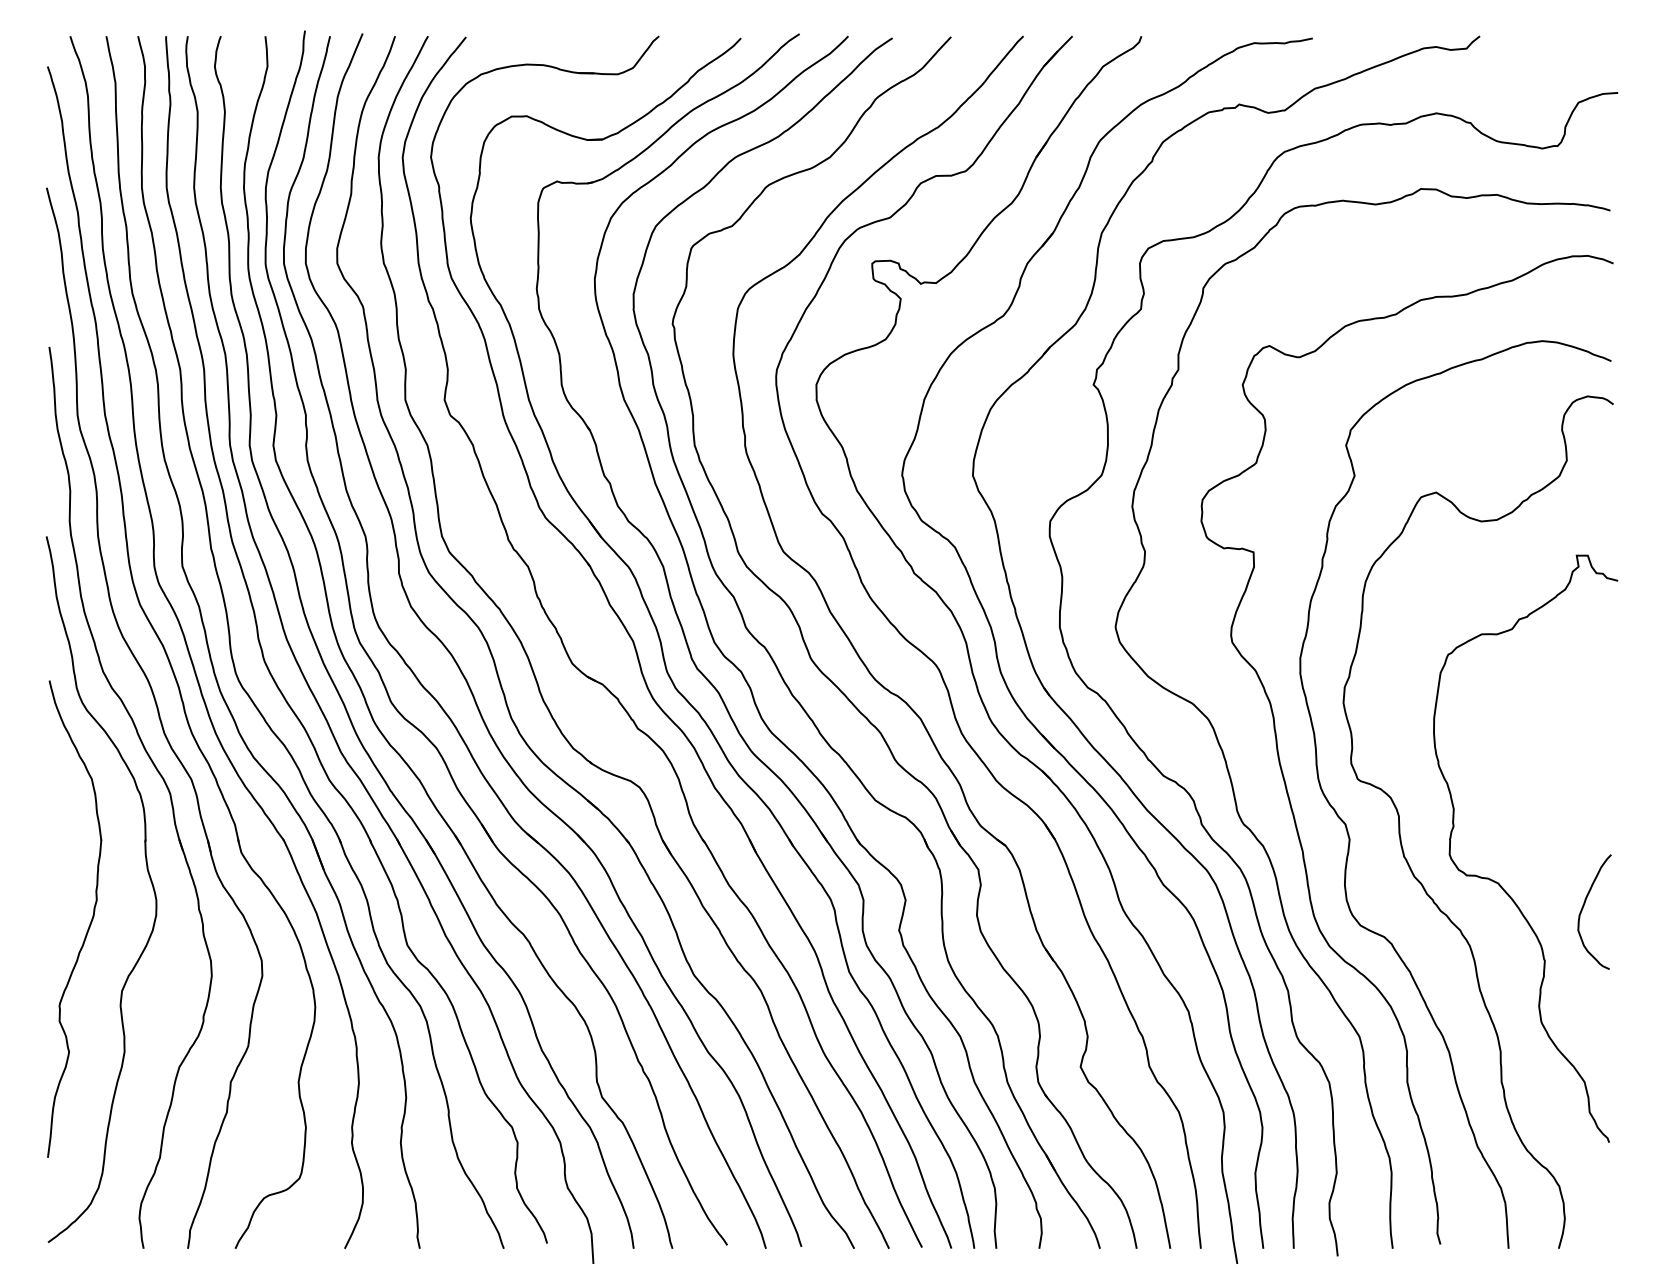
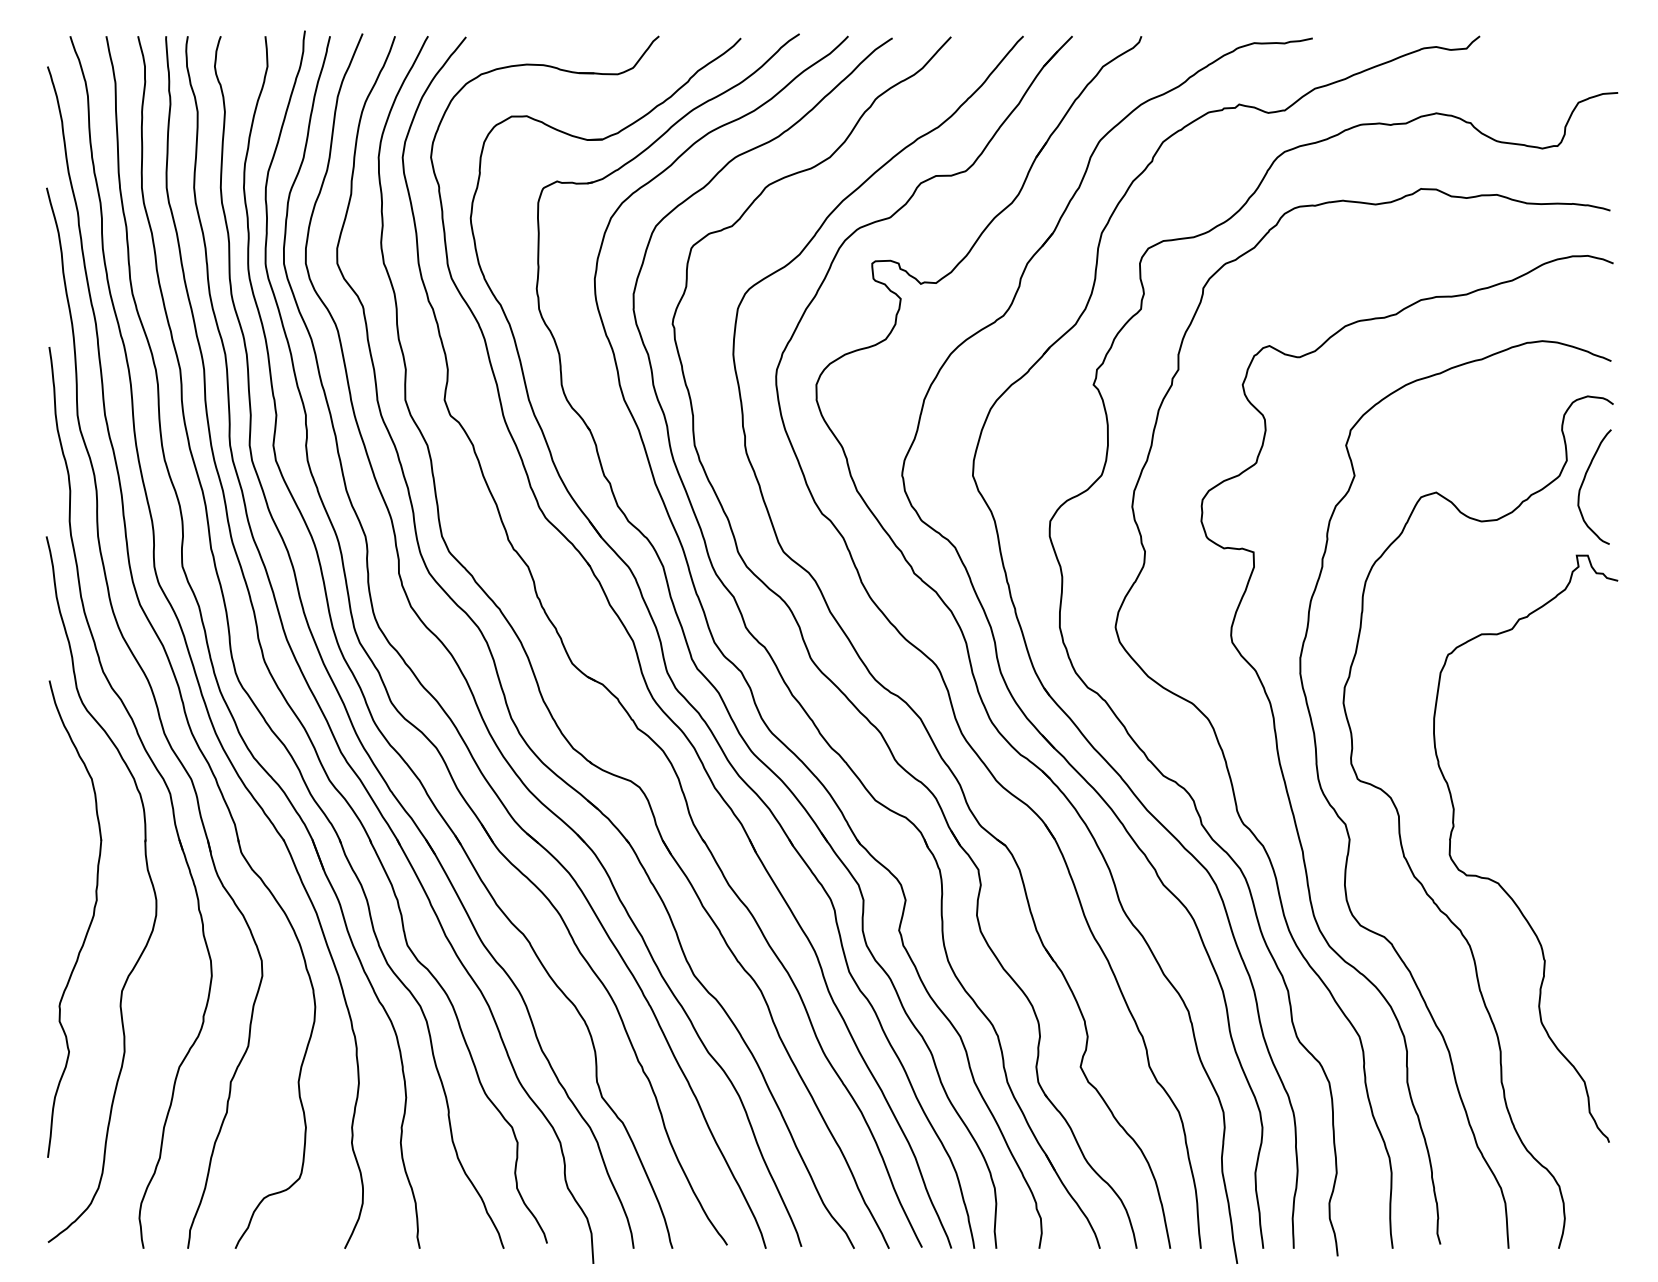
curve position: (1584, 906) -> (1584, 481) (1584, 481)
